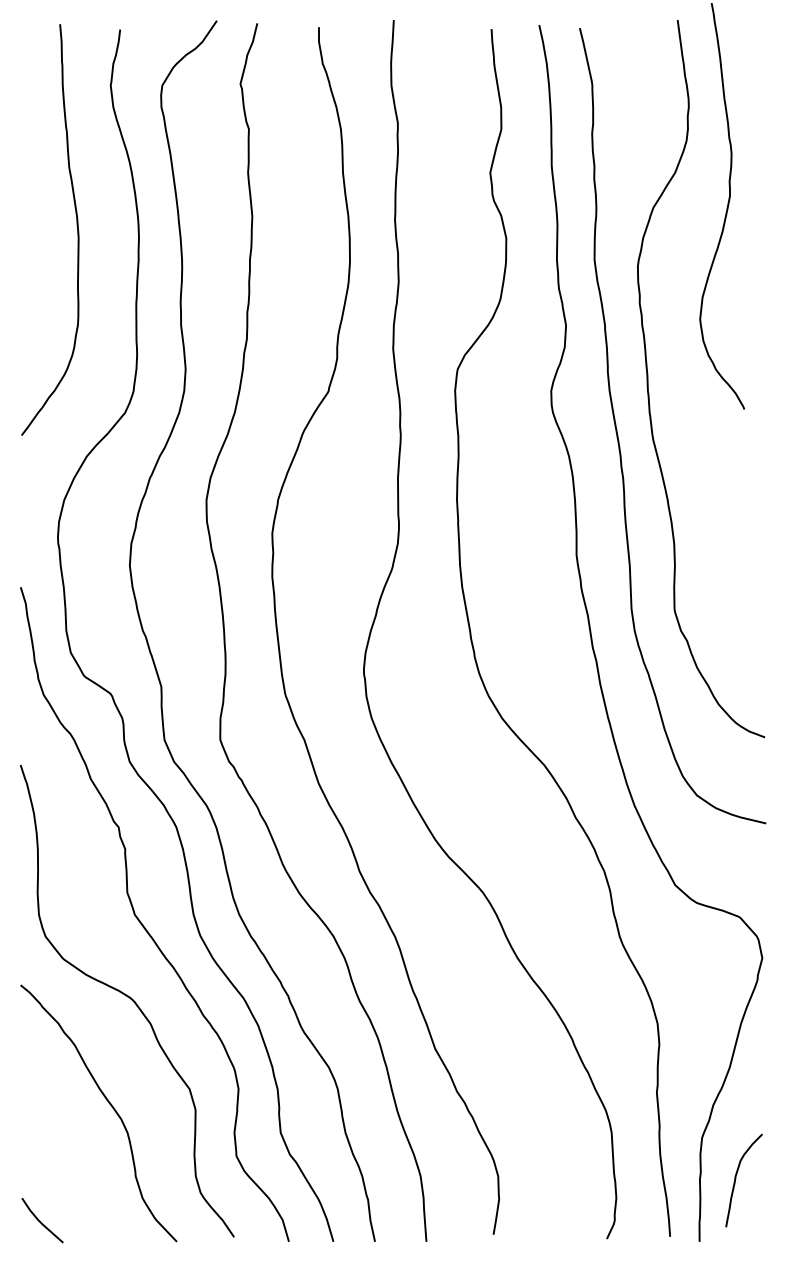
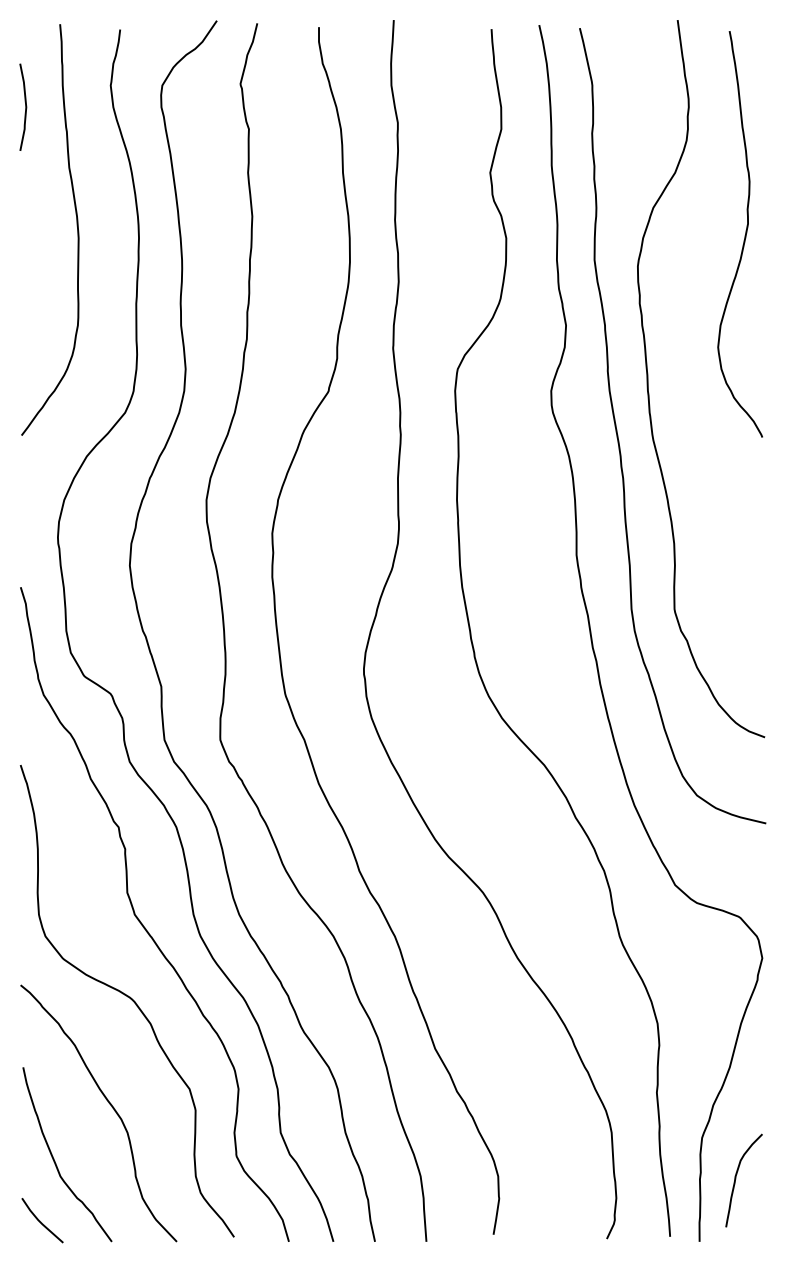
curve: none -> present (25, 106)
curve position: (726, 207) -> (744, 235) (744, 235)
curve: none -> present (54, 1158)
